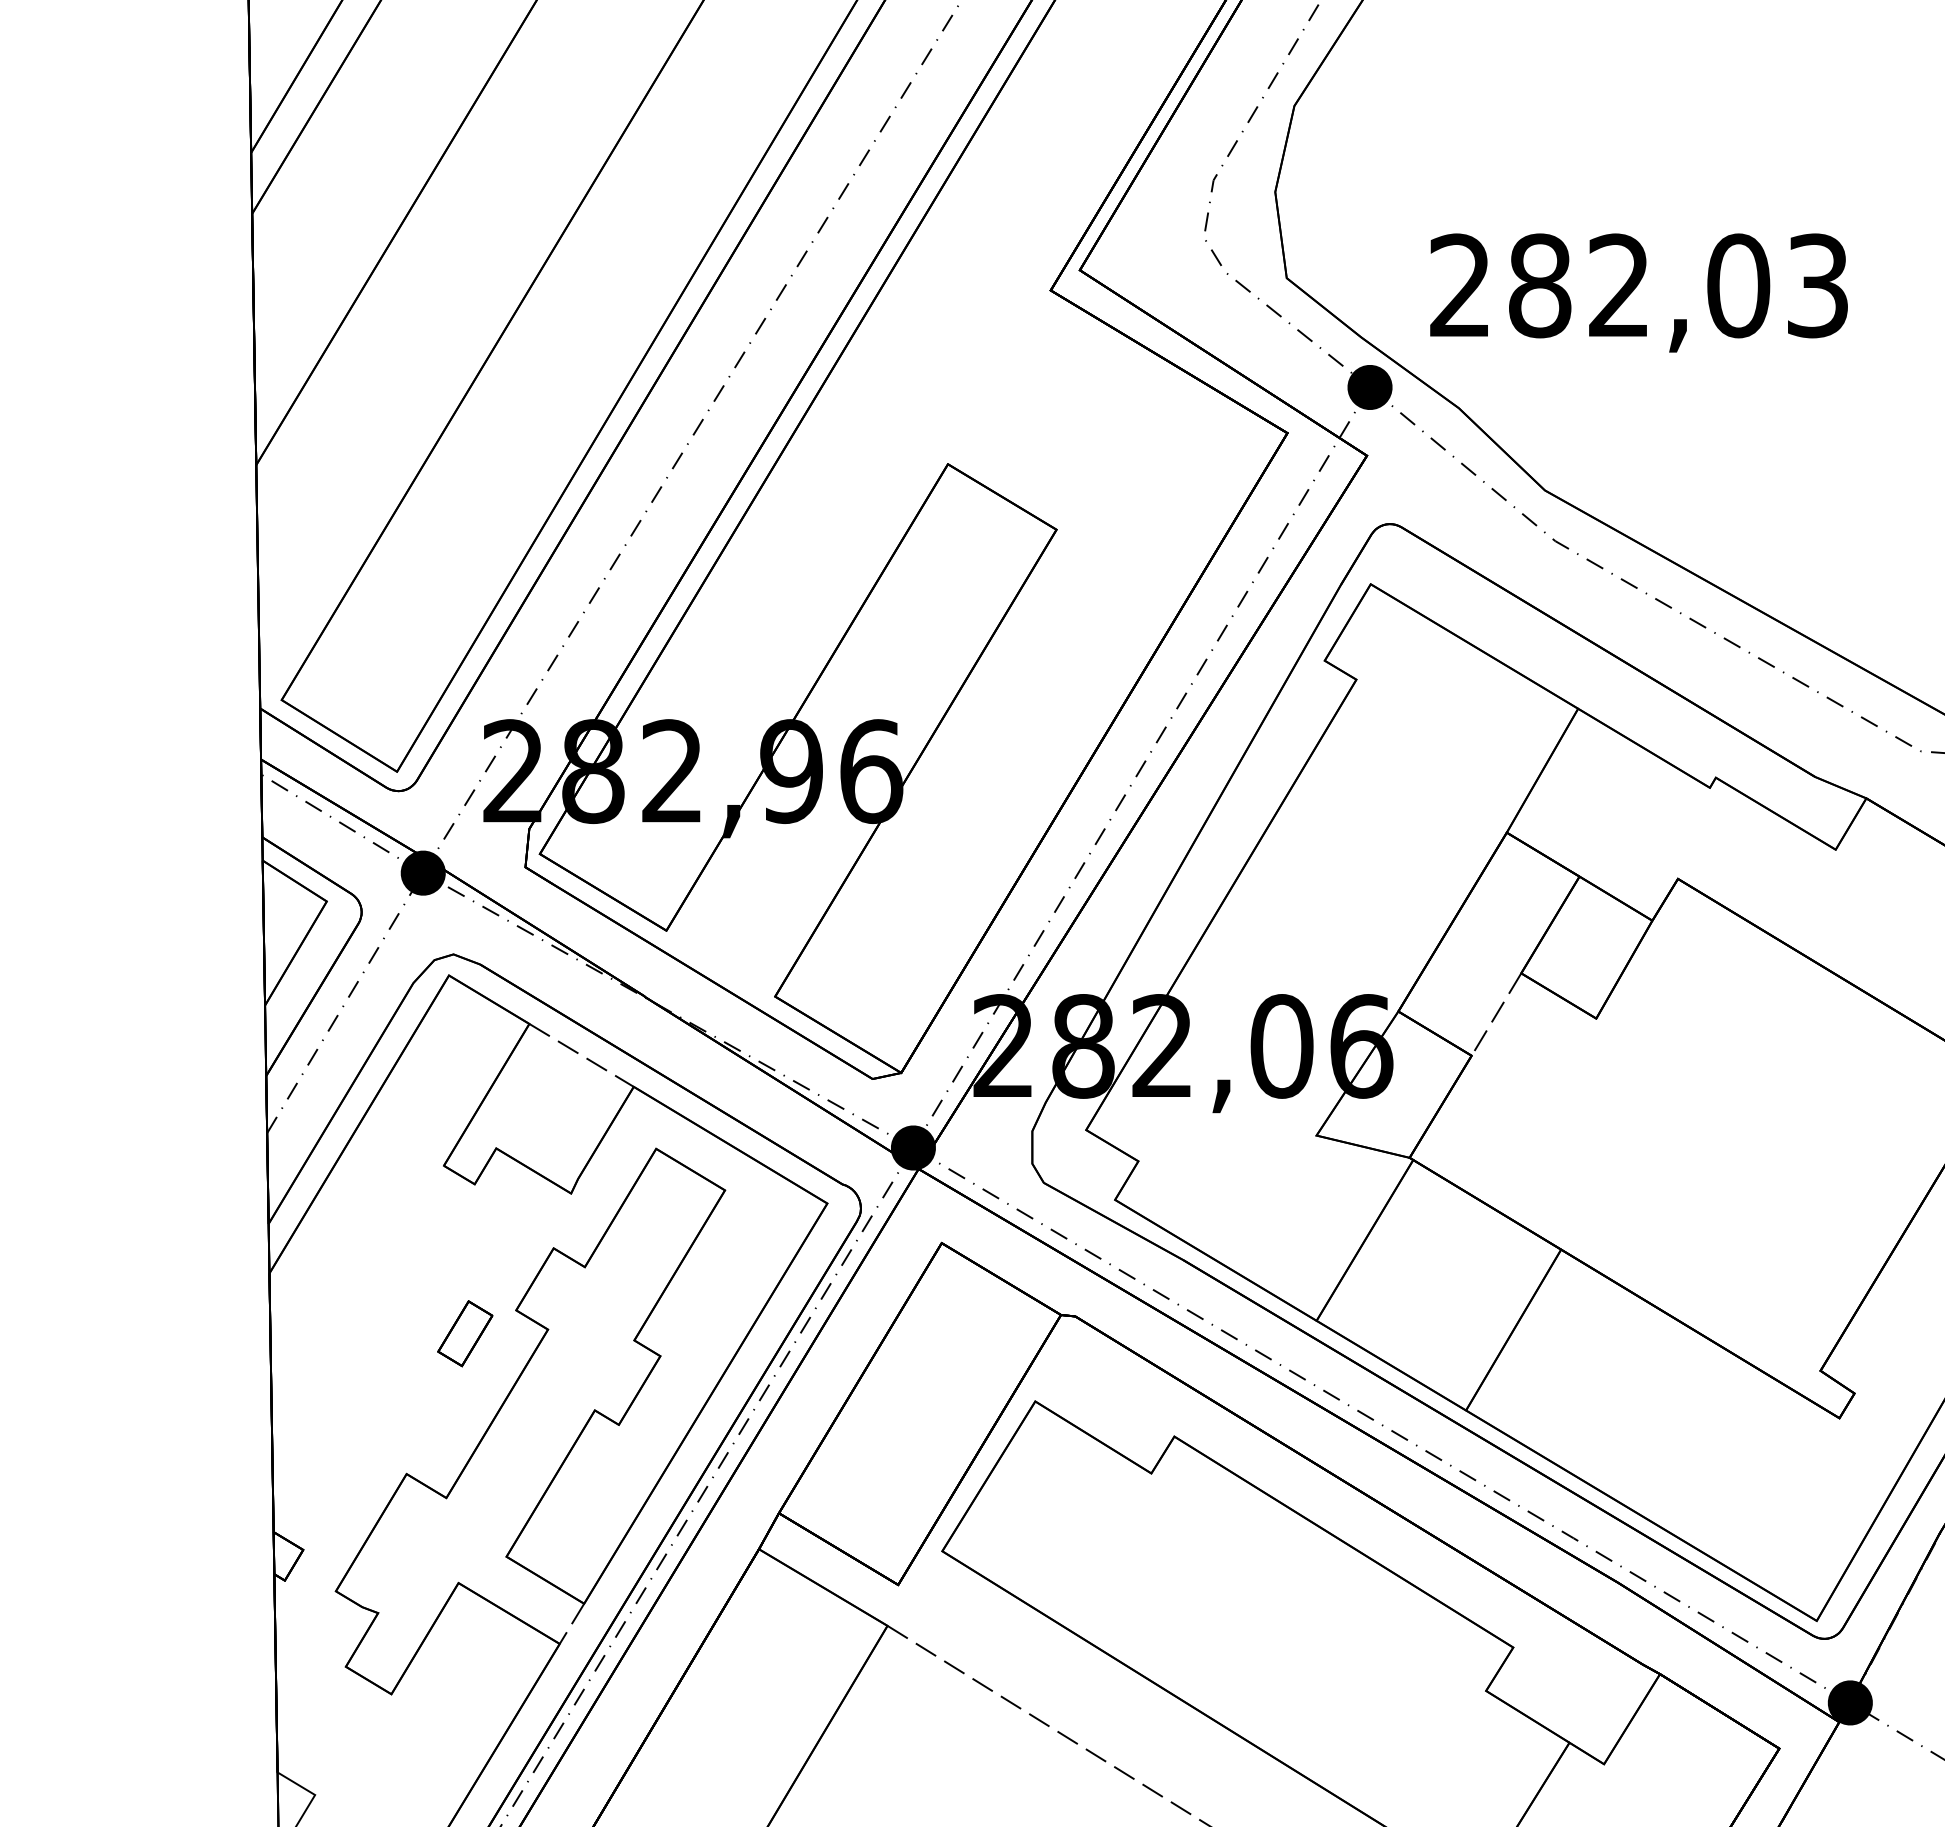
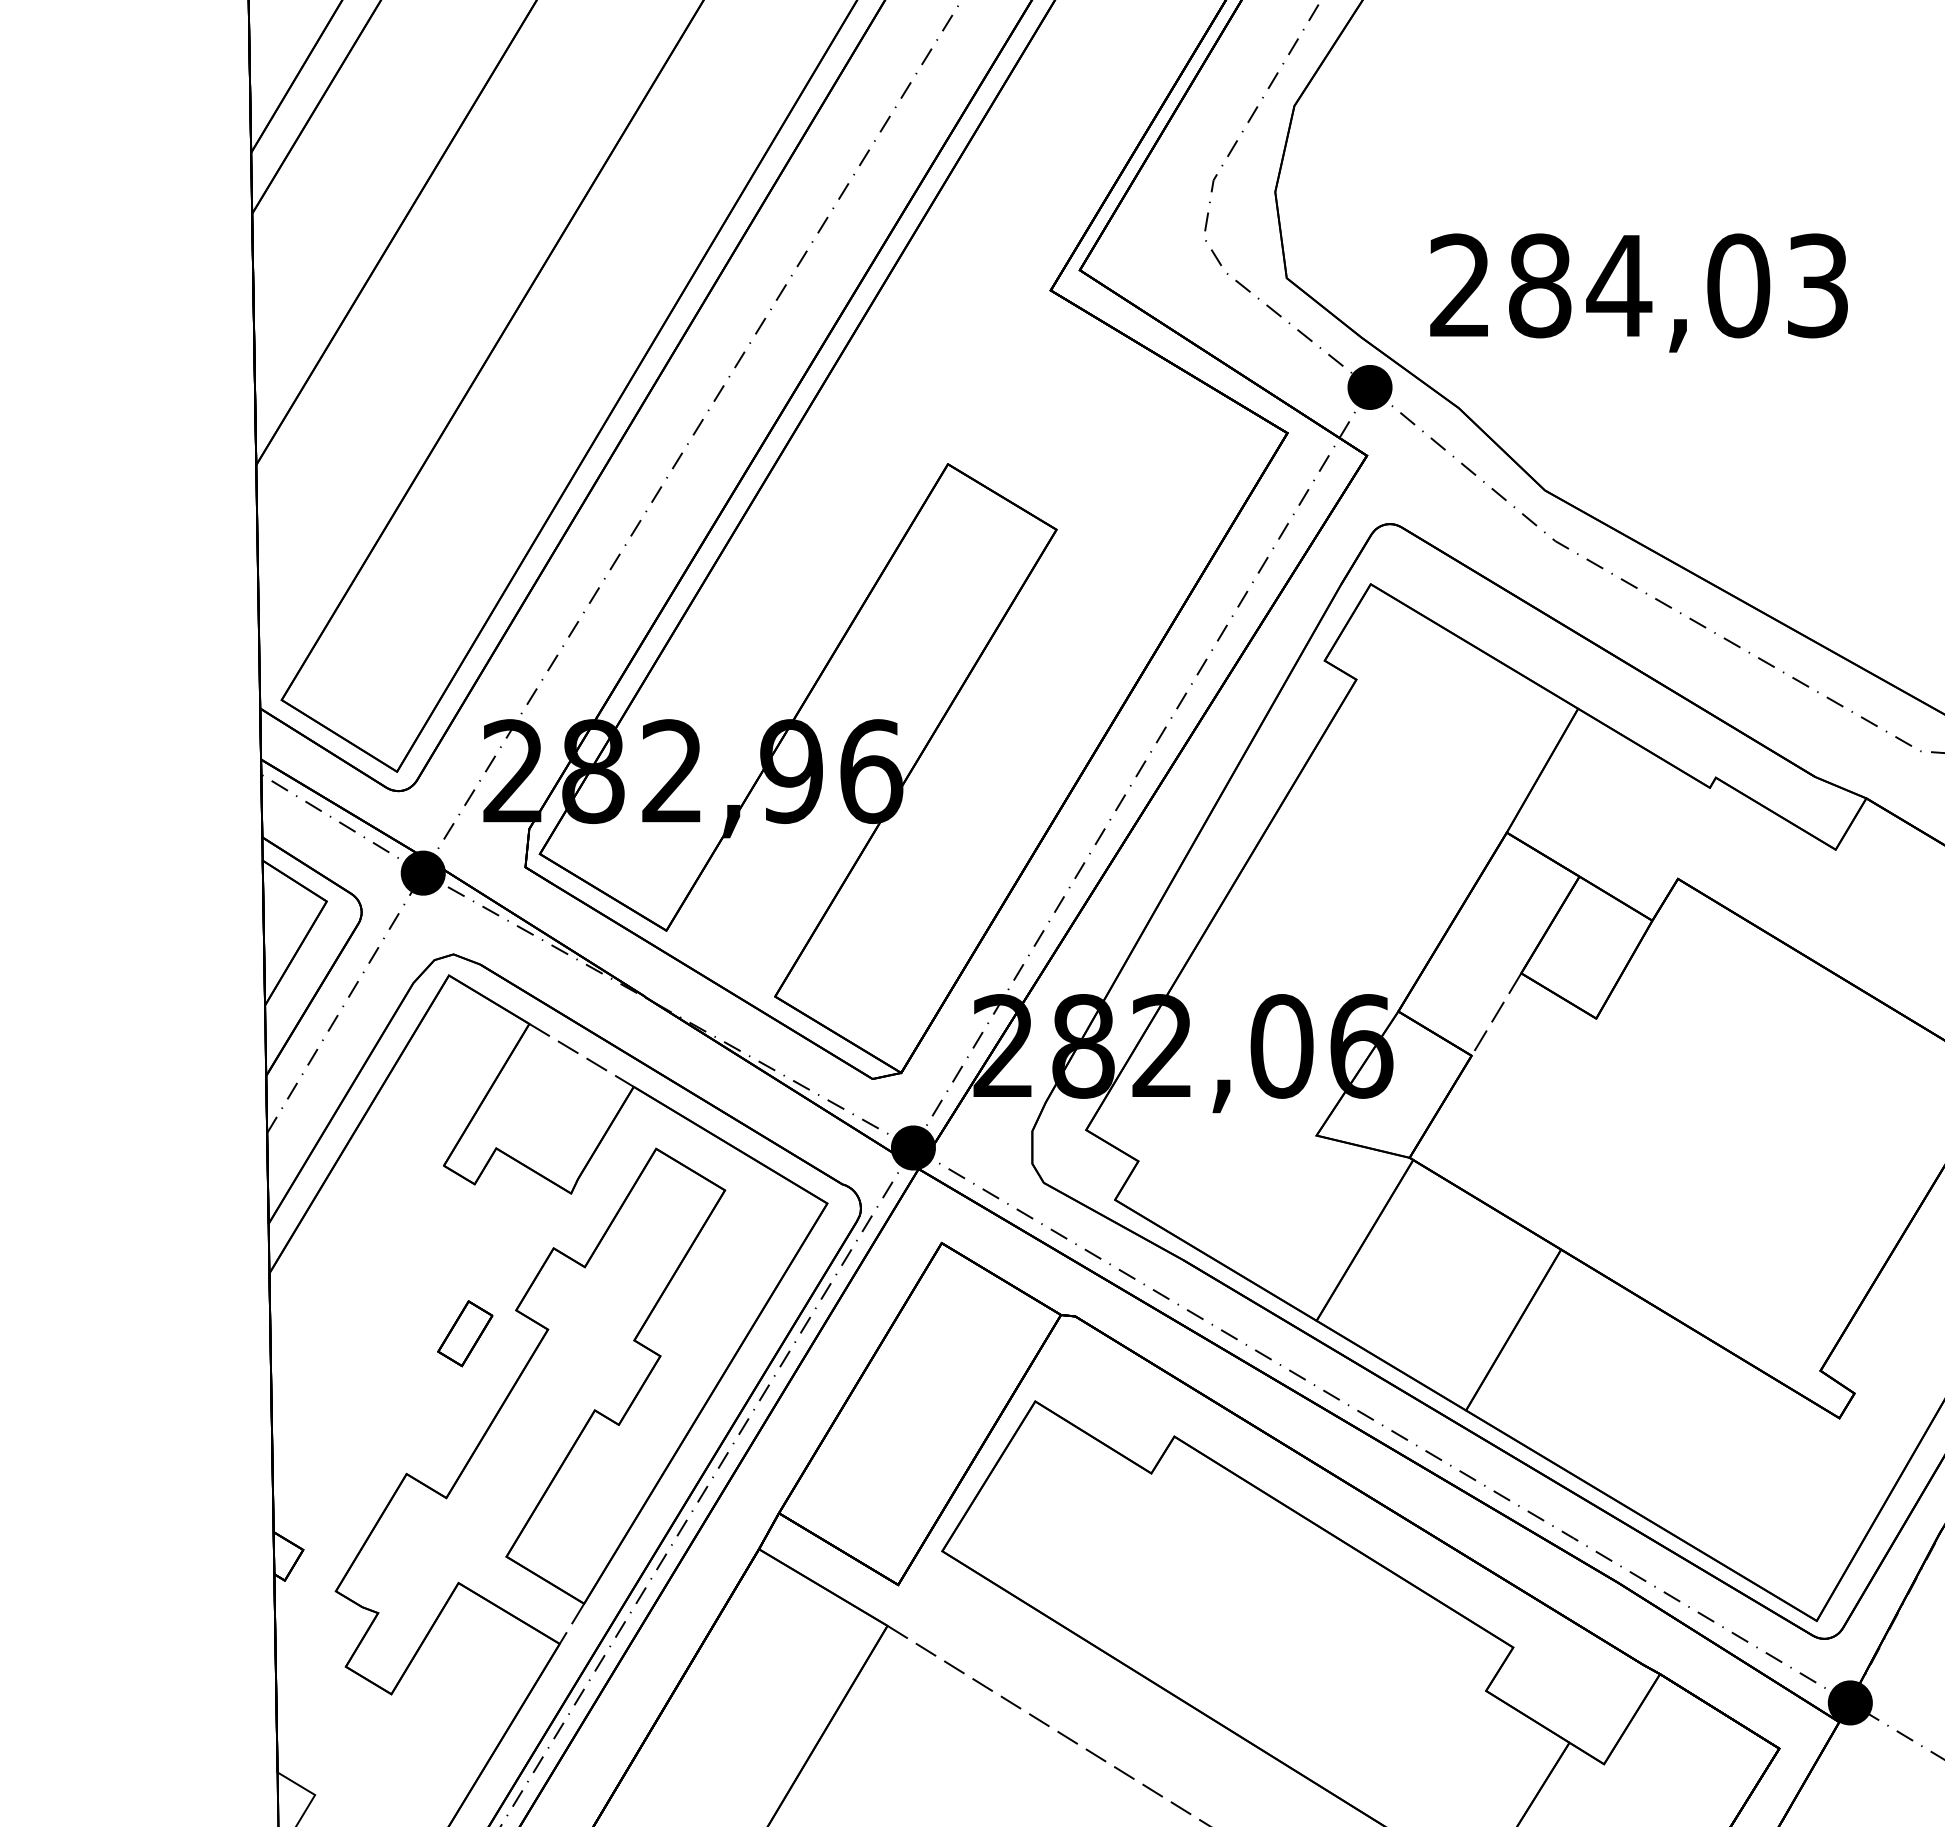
text: 282,03 -> 284,03 (1619, 284)
